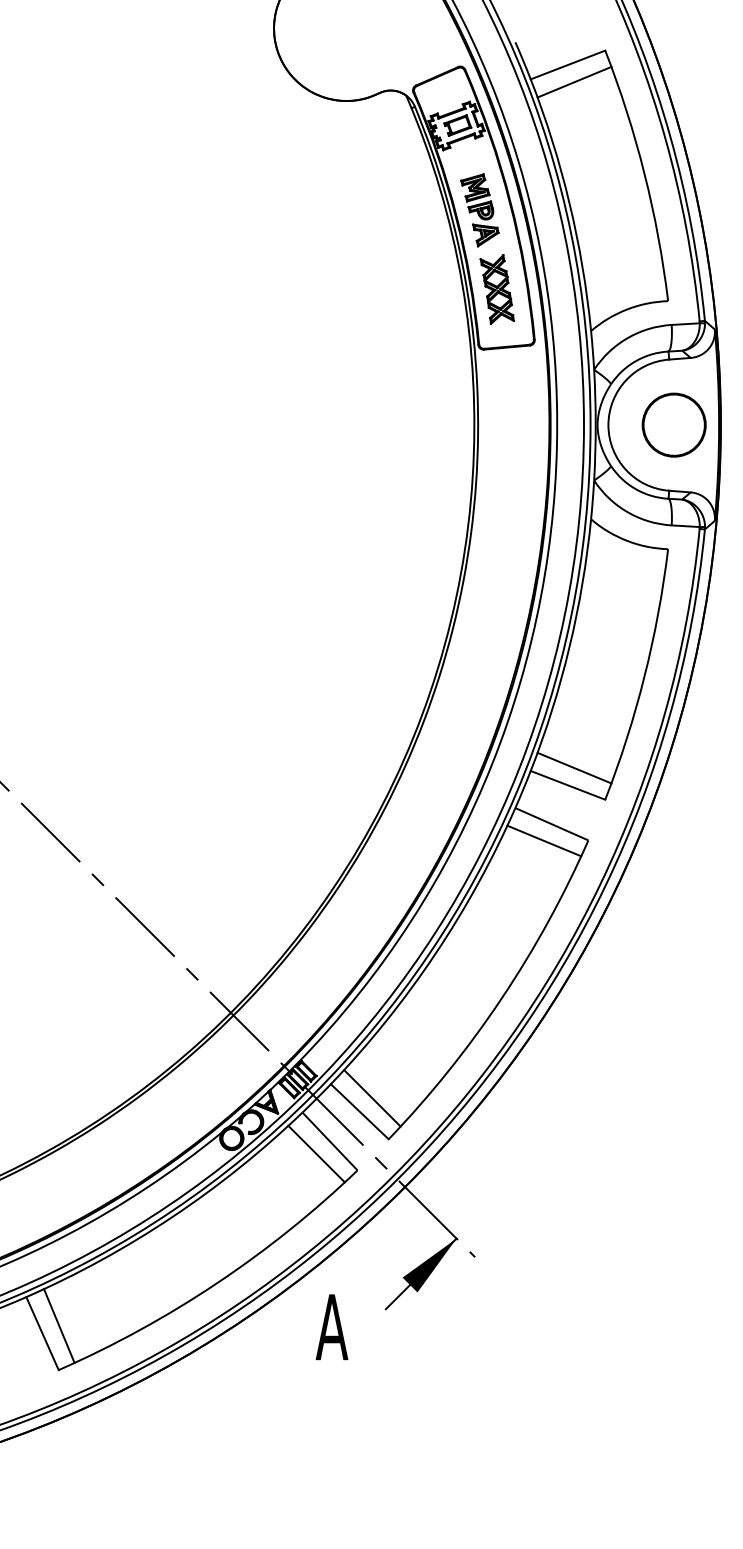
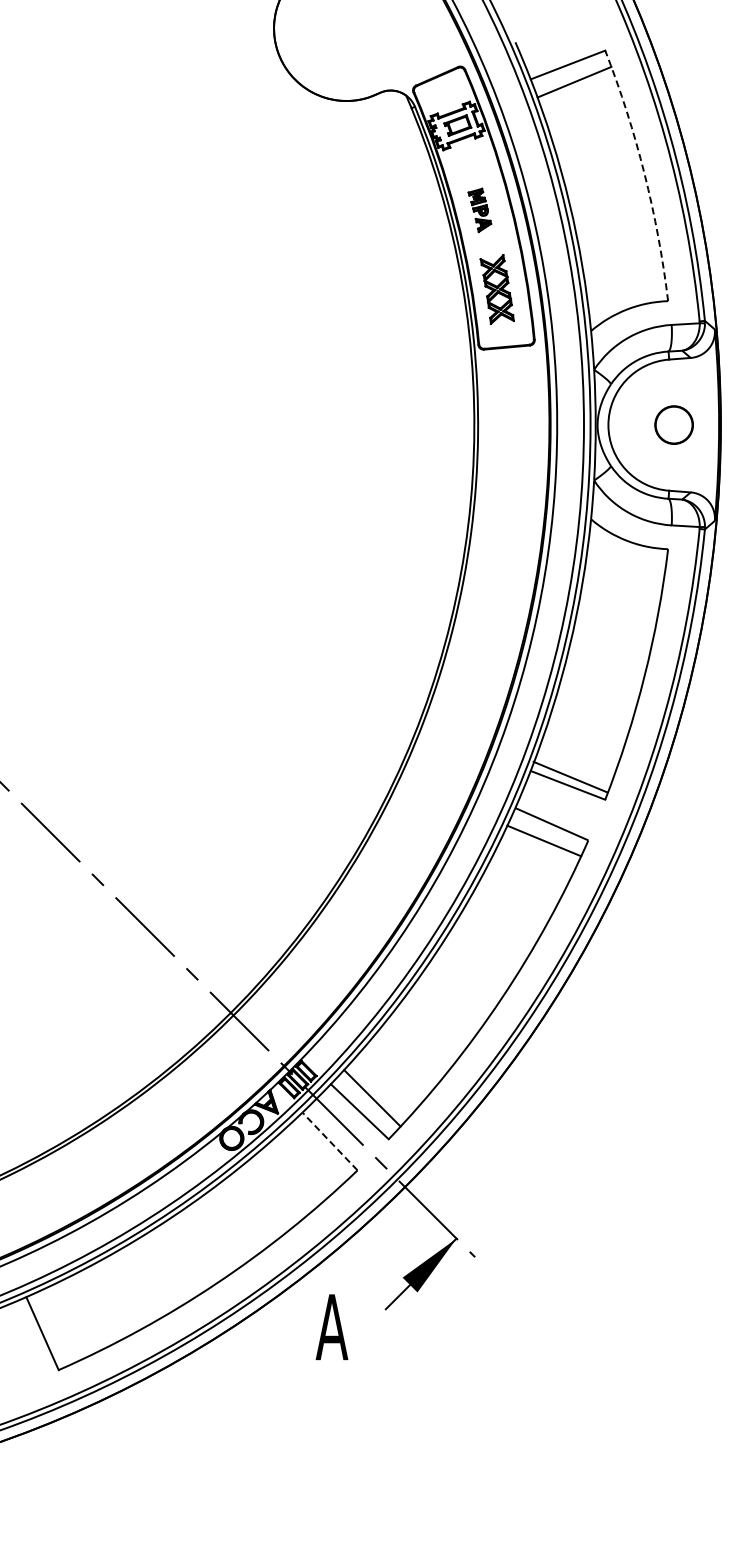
arc: solid -> dashed (644, 173)
part size: 40x75 px -> 26x47 px (479, 210)
circle size: 66x66 px -> 40x40 px (673, 424)
line position: (574, 767) -> (570, 776) (570, 776)
line: solid -> dashed (329, 1141)
line: present -> none (316, 1153)
line: present -> none (59, 1325)
